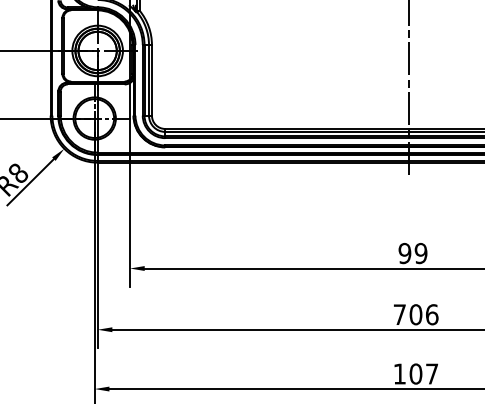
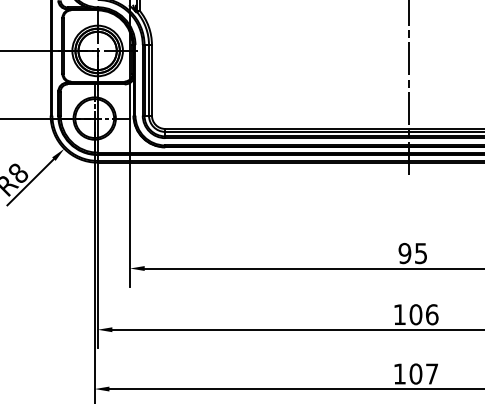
text: 99 -> 95 (420, 252)
text: 706 -> 106 (399, 314)
